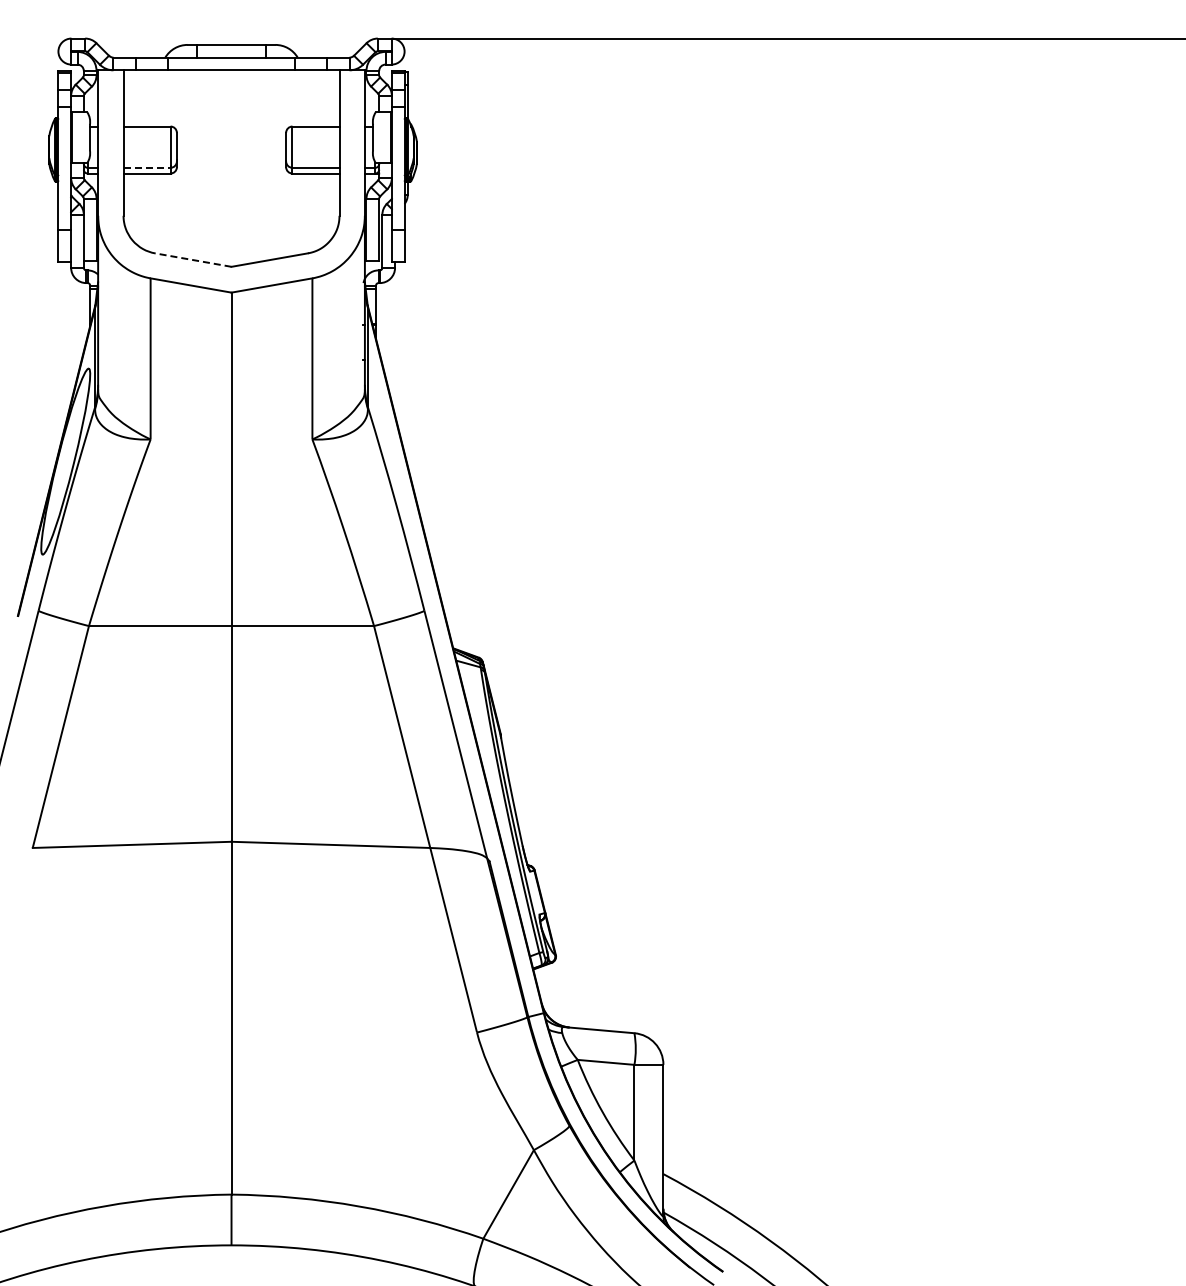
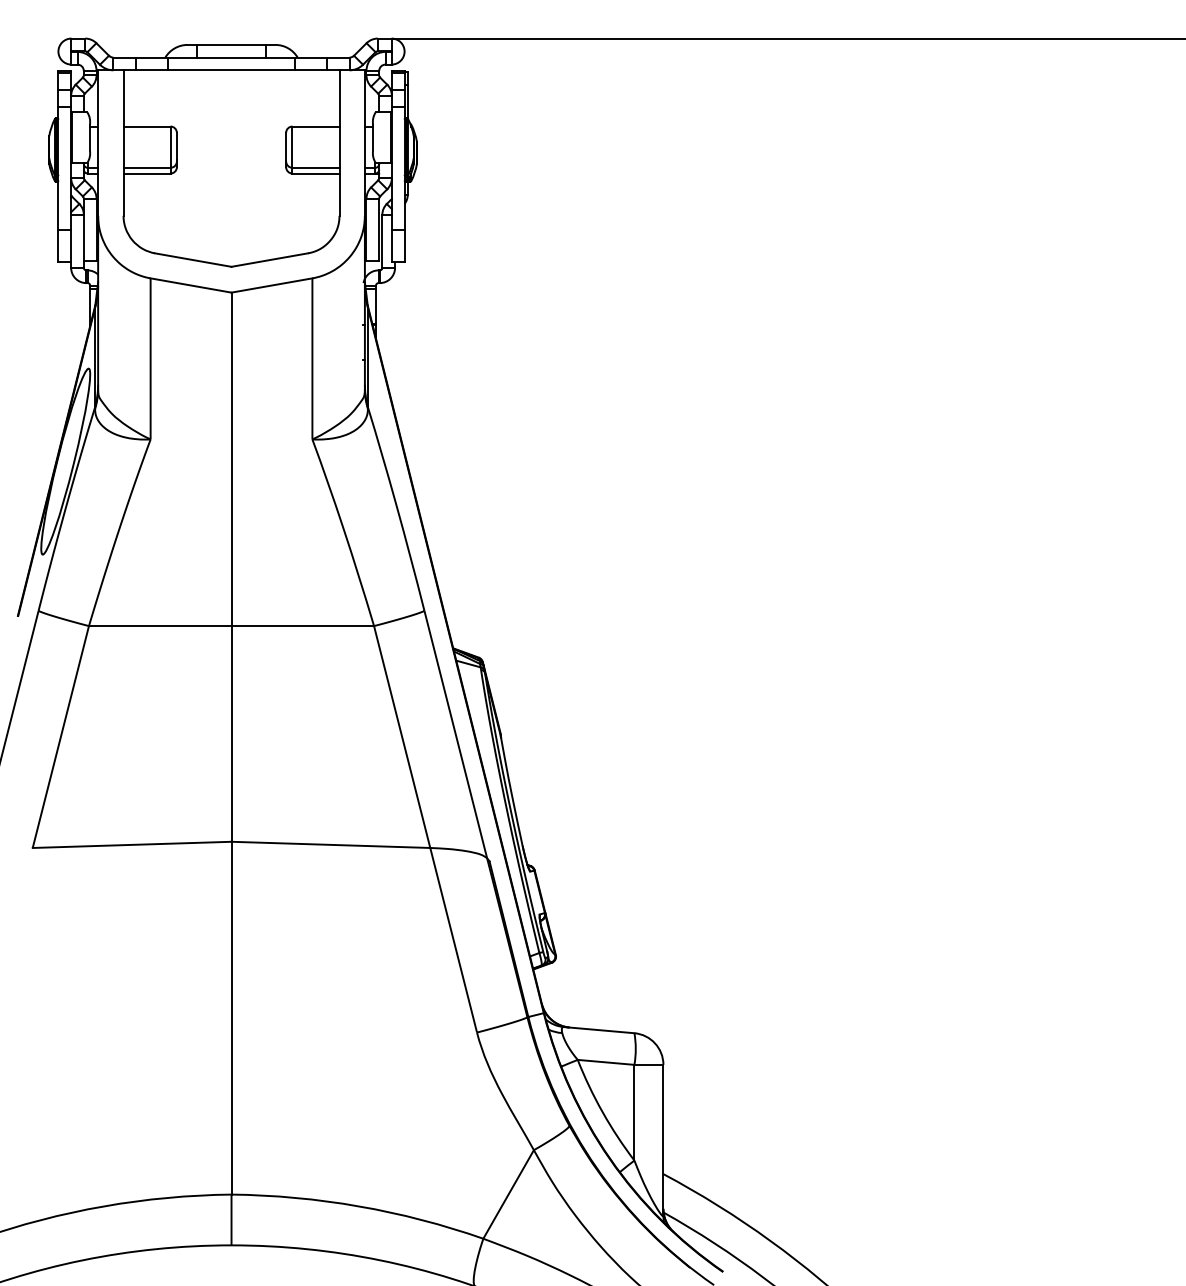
line: dashed -> solid (147, 167)
line: dashed -> solid (193, 260)
